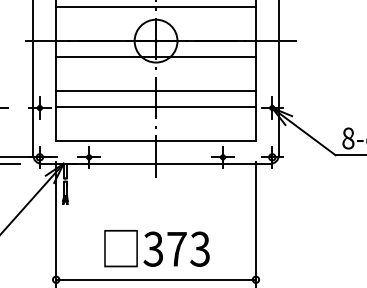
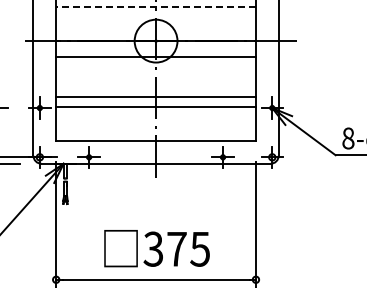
line: solid -> dashed (156, 7)
line position: (155, 91) -> (155, 97) (155, 97)
text: 373 -> 375 (199, 248)
